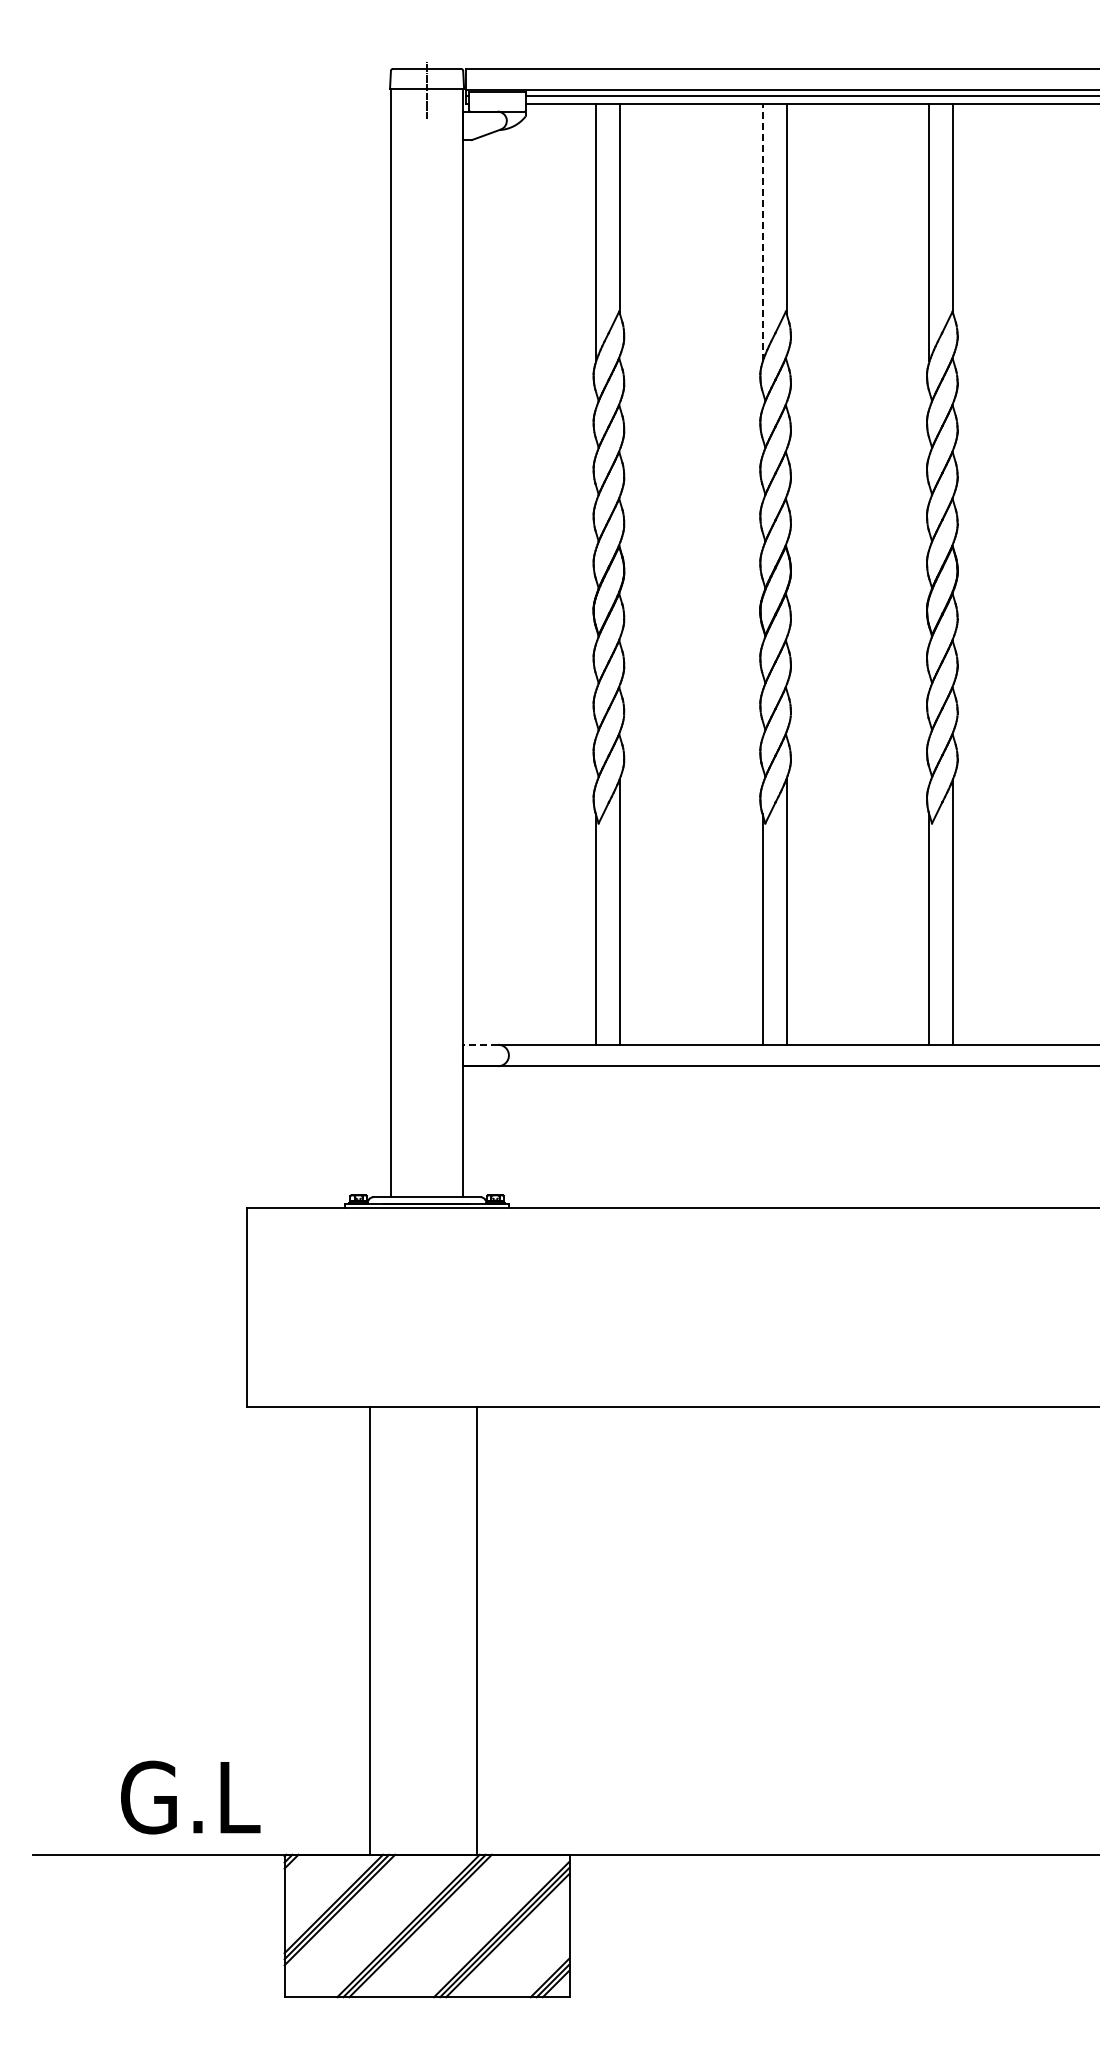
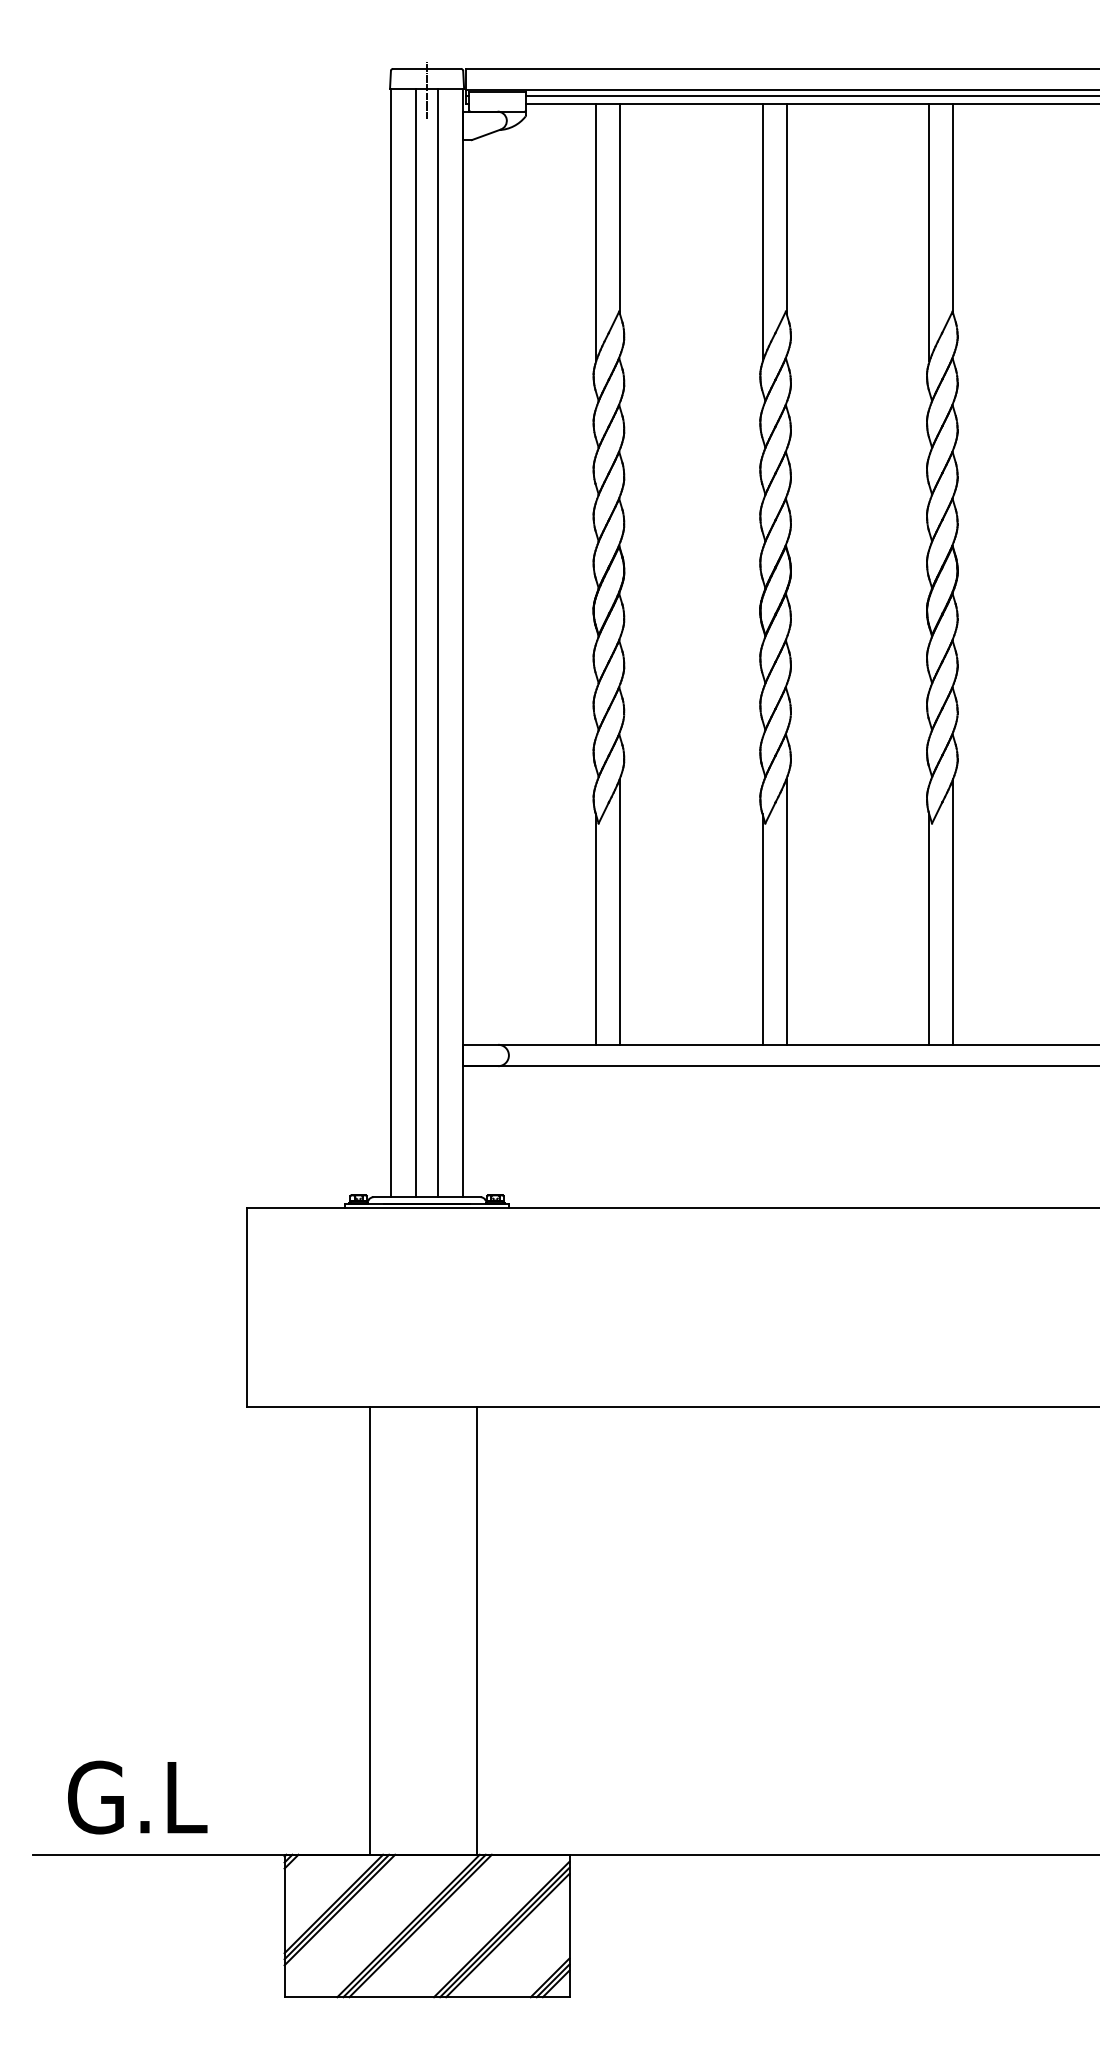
line: dashed -> solid (762, 232)
line: none -> present (415, 642)
line: none -> present (438, 642)
line: dashed -> solid (480, 1044)
text position: (190, 1797) -> (137, 1797) (137, 1797)
